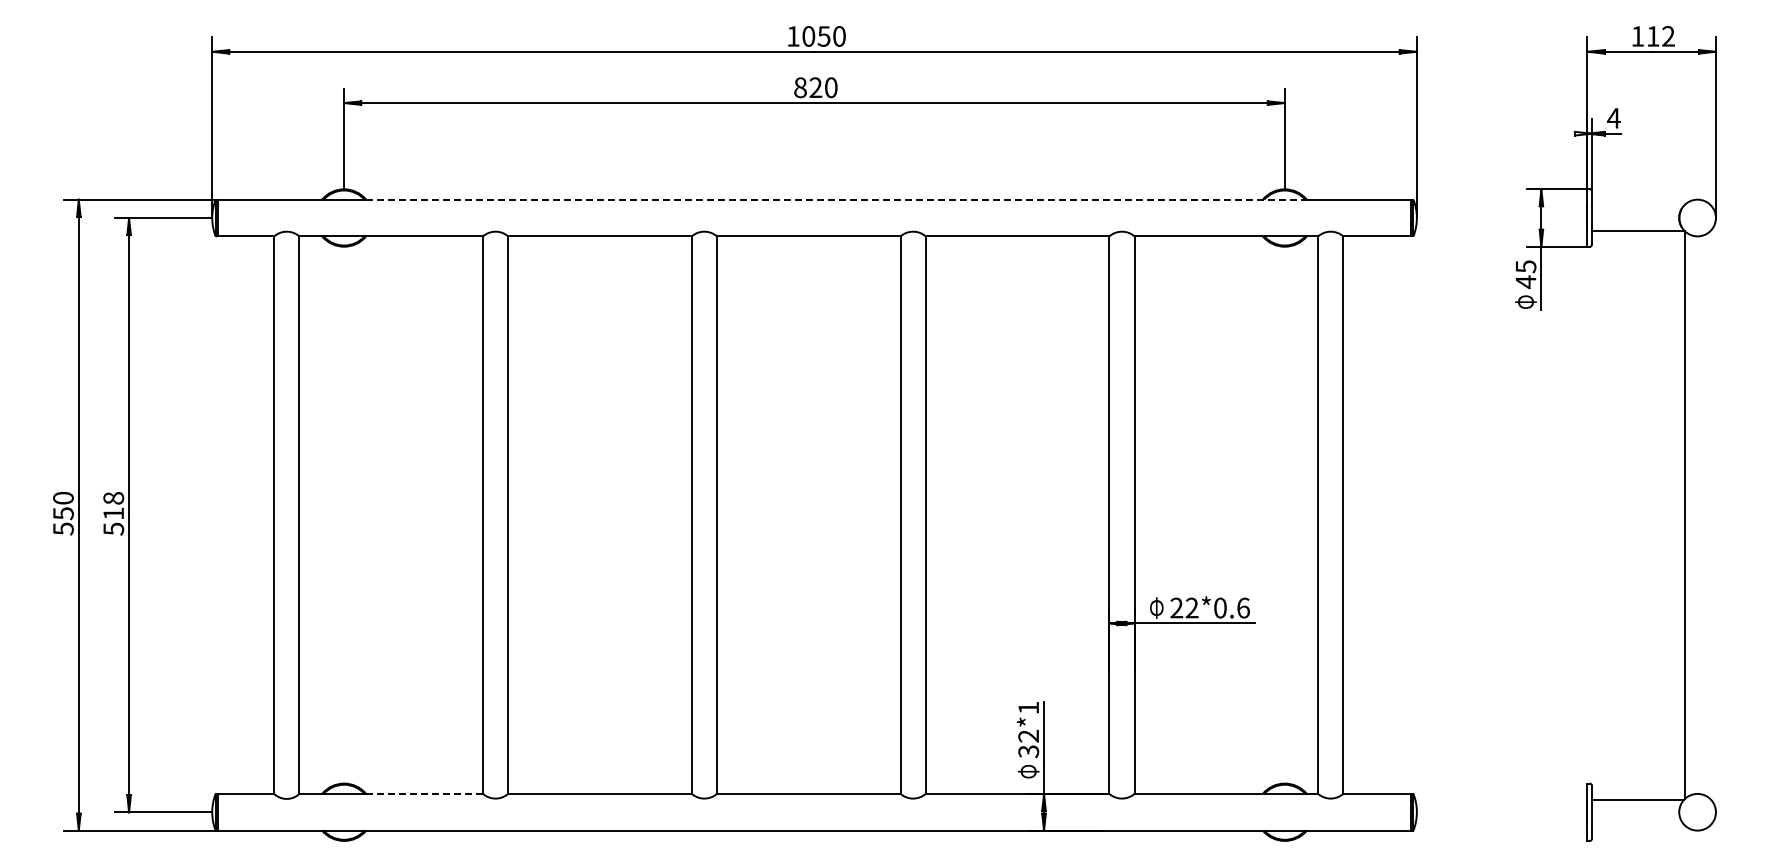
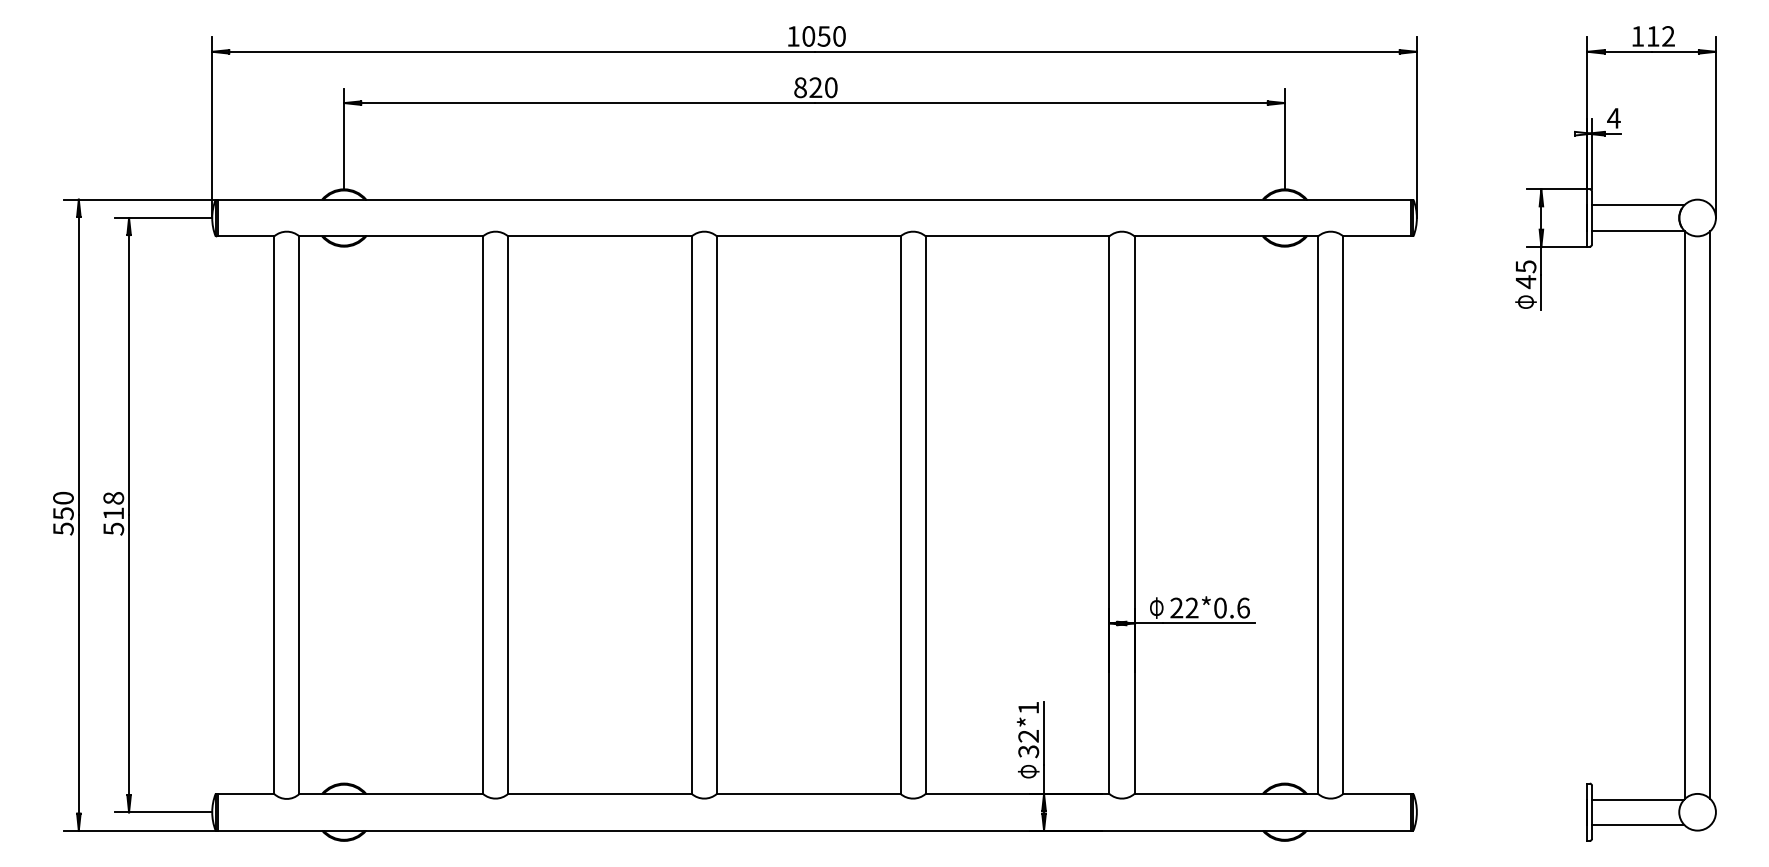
line: dashed -> solid (837, 199)
line: none -> present (1638, 205)
line: none -> present (1710, 514)
line: dashed -> solid (425, 793)
line: none -> present (1638, 824)
